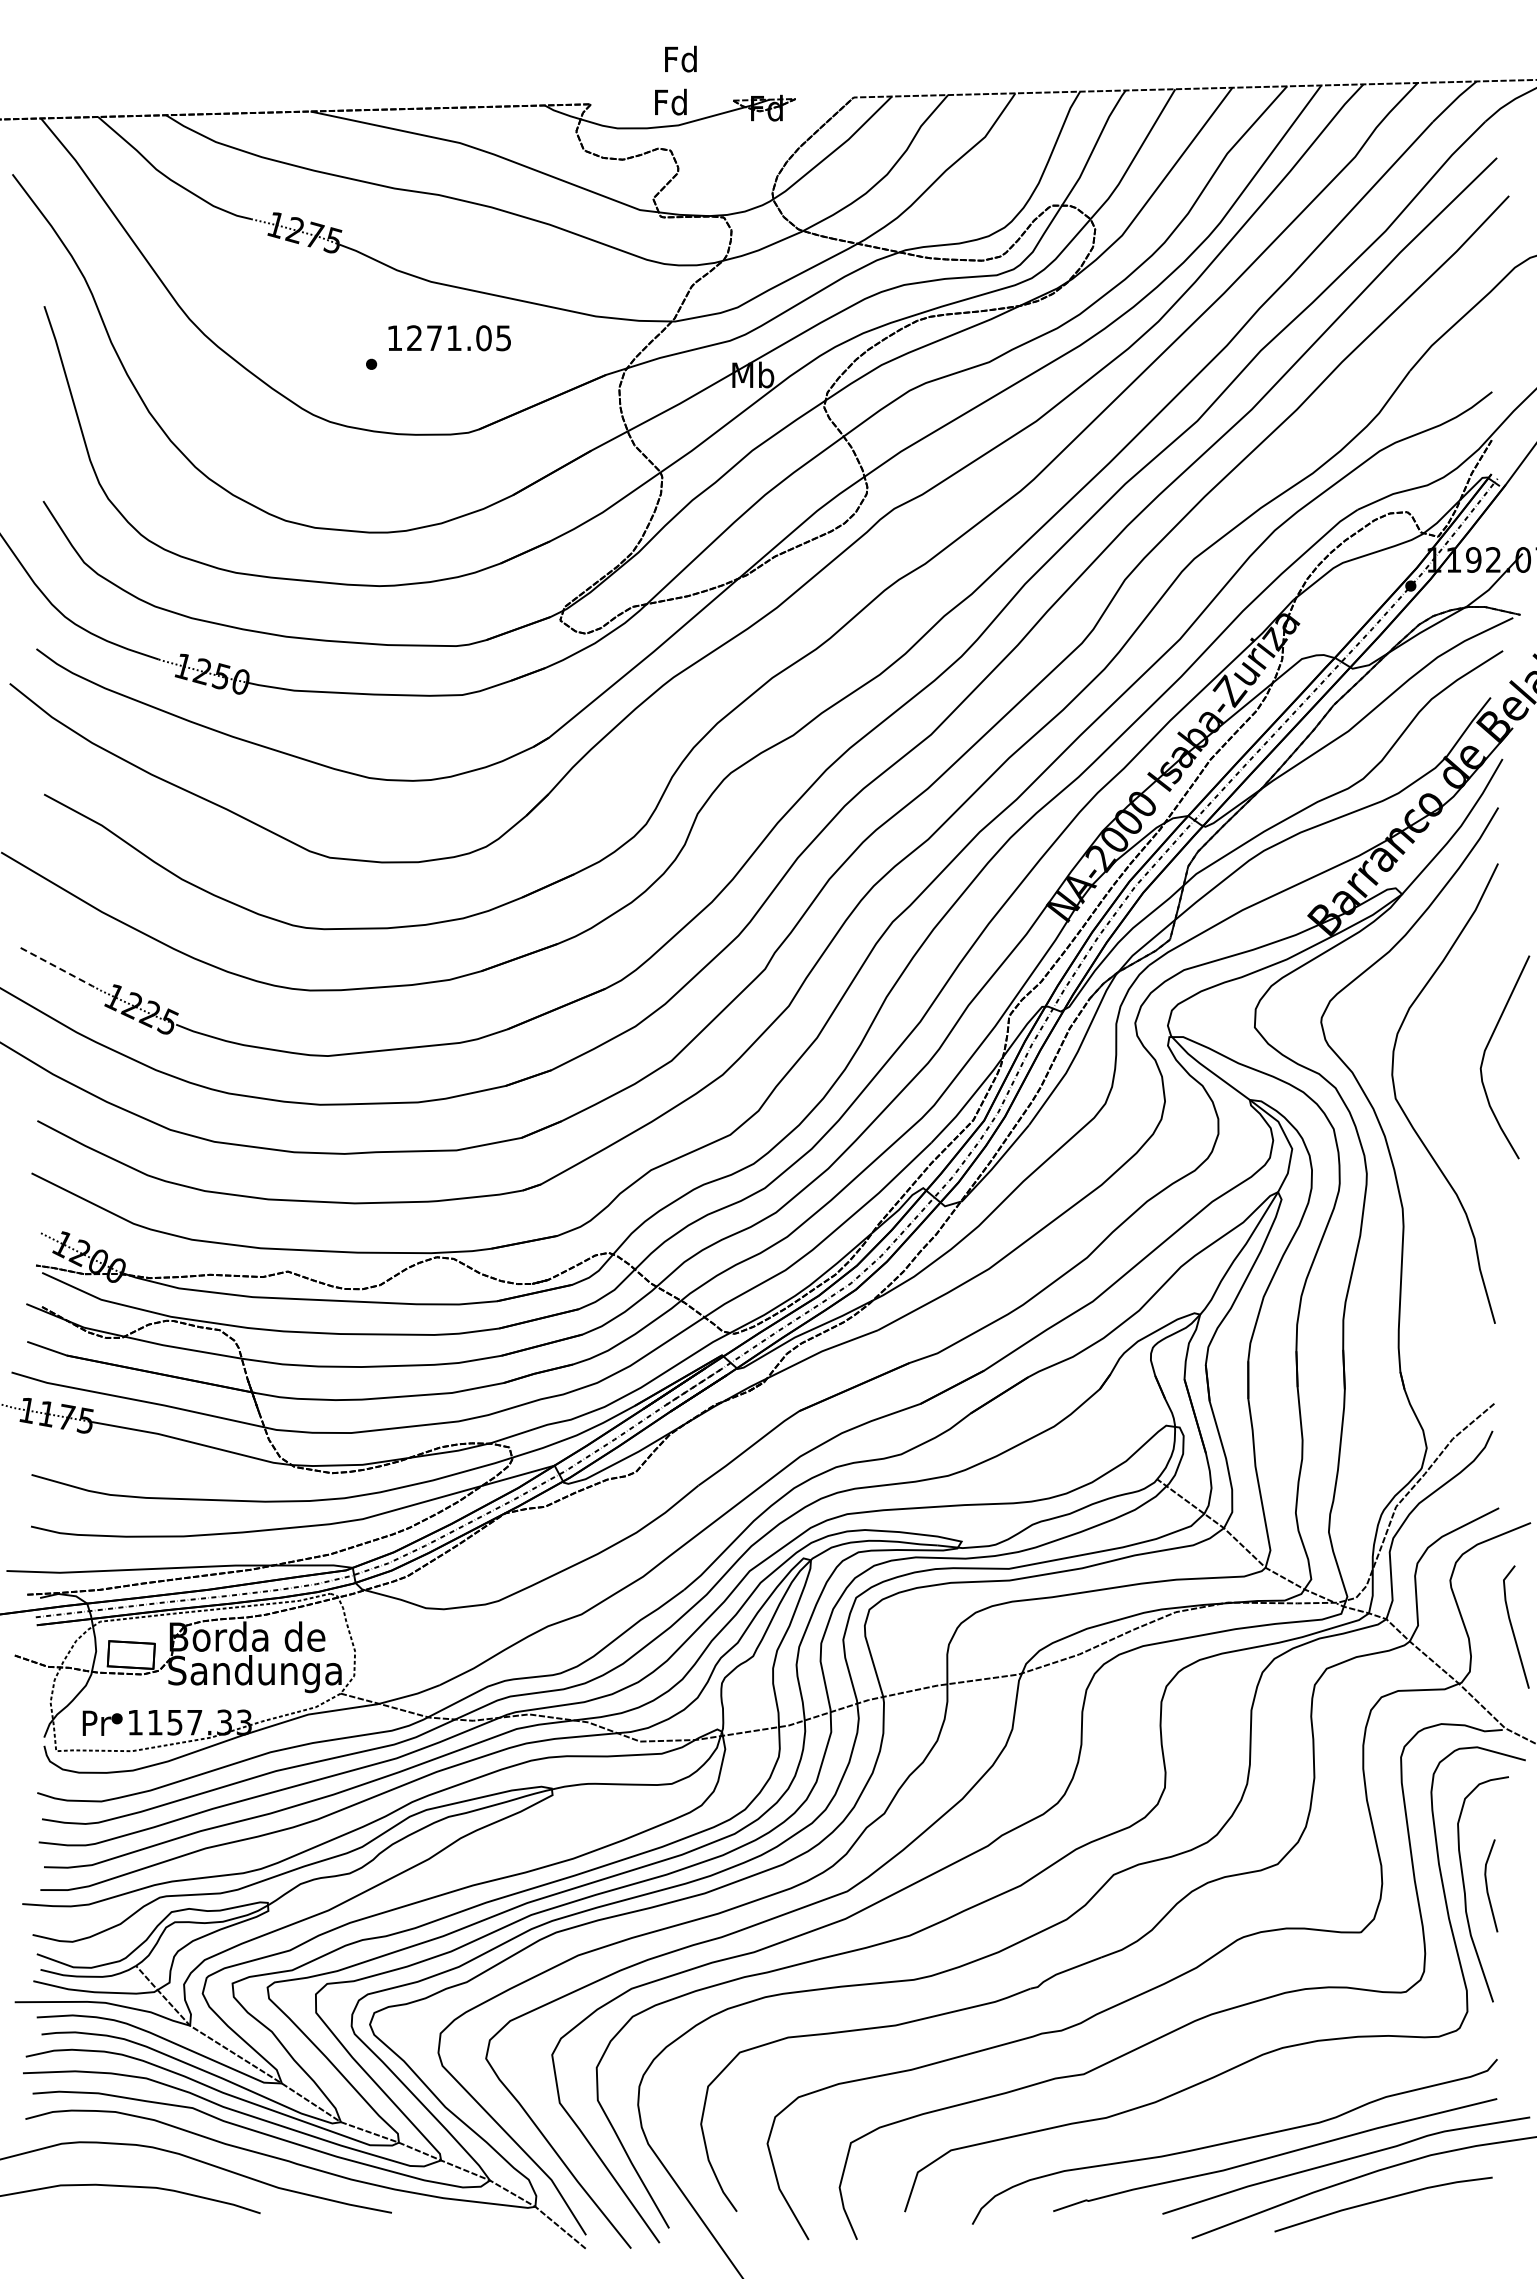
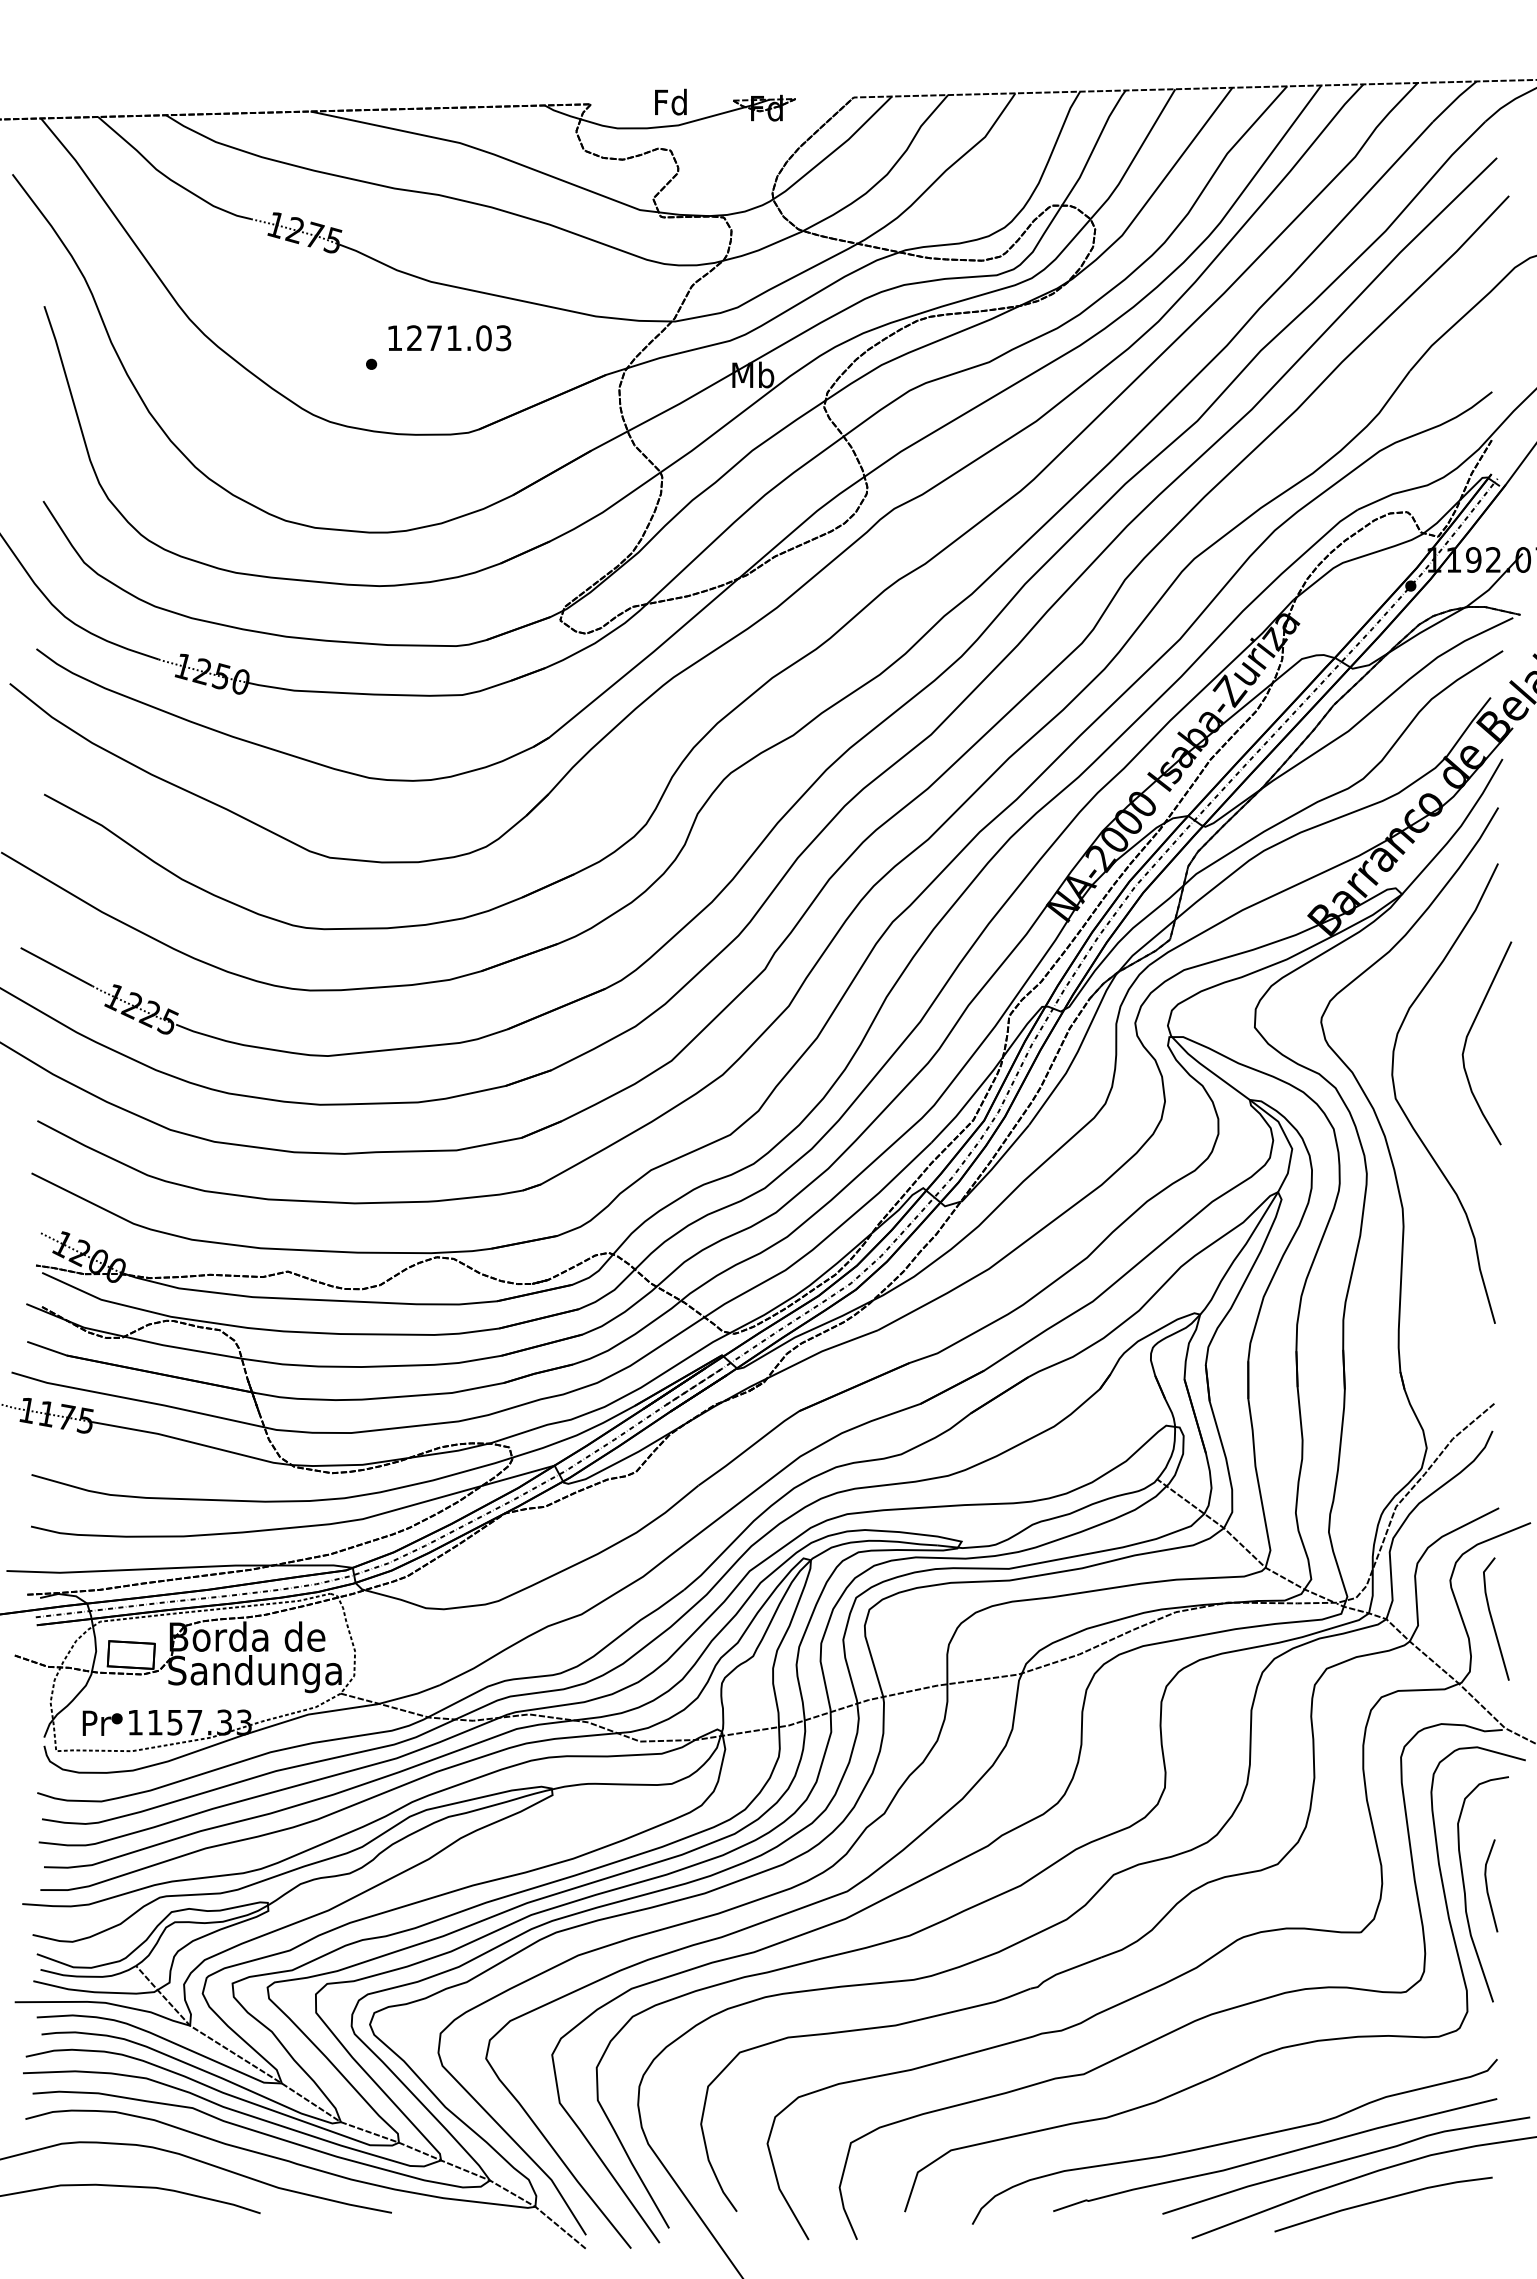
part: present -> none (680, 58)
text: 1271.05 -> 1271.03 (504, 337)
line: dashed -> solid (56, 967)
curve position: (1486, 1050) -> (1468, 1036) (1468, 1036)
line position: (1513, 1628) -> (1493, 1620) (1493, 1620)
